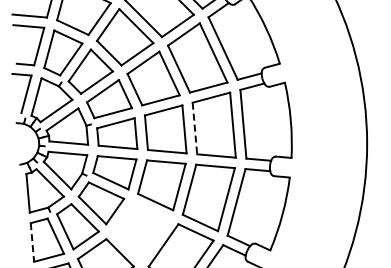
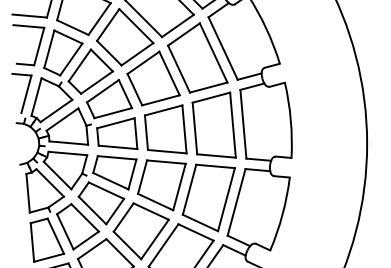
line: dashed -> solid (194, 128)
part: none -> present (140, 231)
line: dashed -> solid (32, 243)
